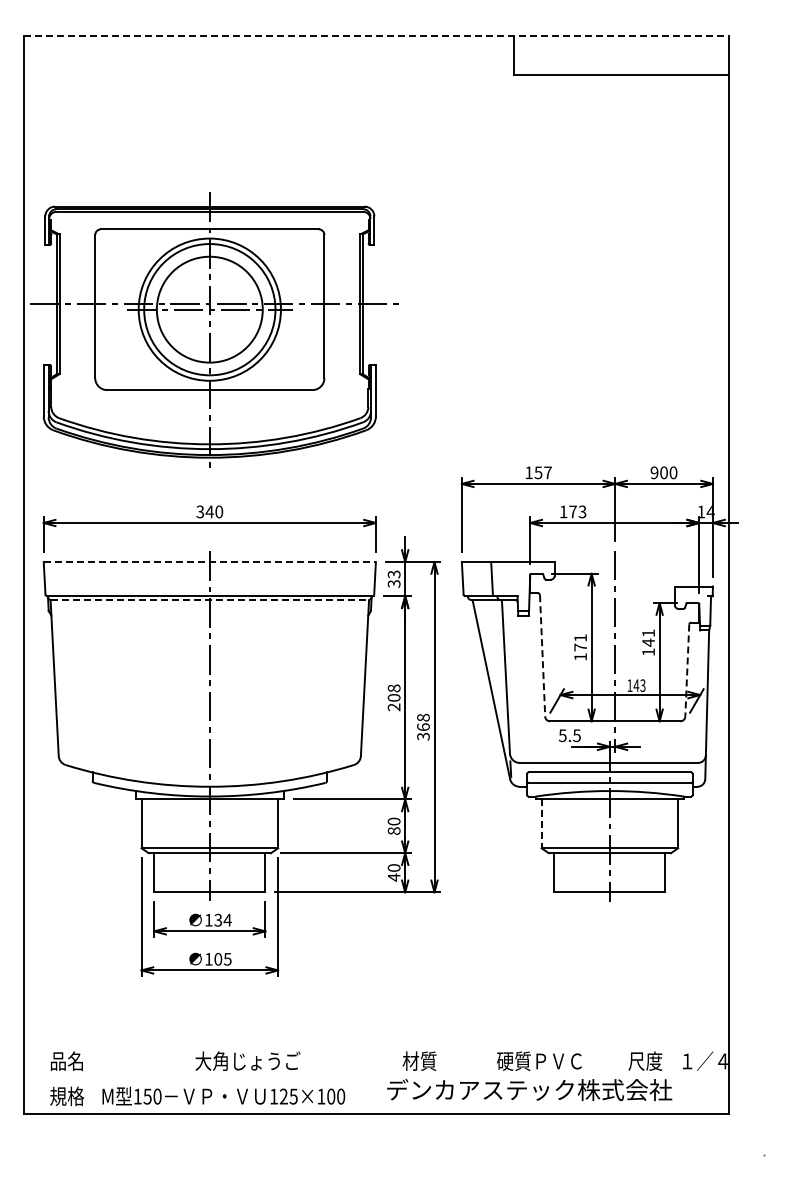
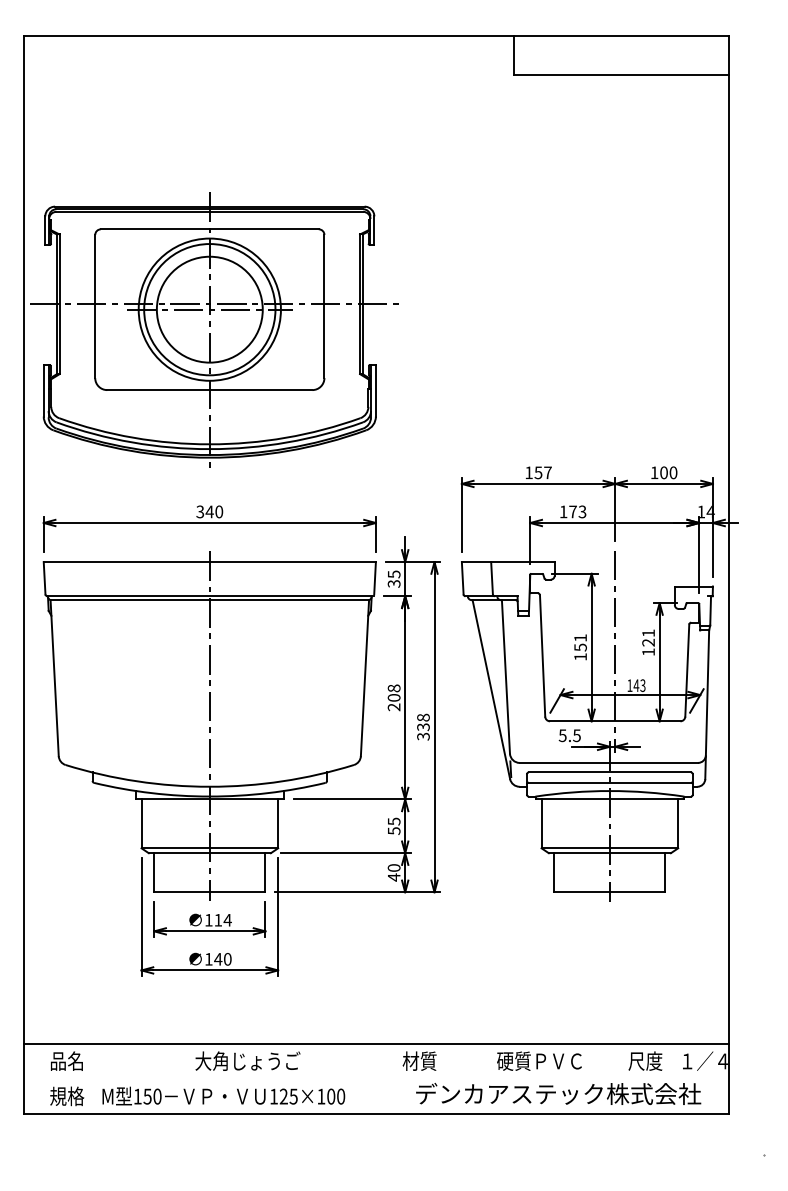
line: dashed -> solid (376, 35)
text: 900 -> 100 (654, 472)
line: dashed -> solid (210, 562)
text: 33 -> 35 (393, 573)
line: dashed -> solid (210, 600)
text: 141 -> 121 (648, 642)
text: 171 -> 151 (580, 647)
line: dashed -> solid (542, 655)
line: dashed -> solid (687, 671)
text: 368 -> 338 (423, 727)
line: dashed -> solid (541, 824)
text: 80 -> 55 (393, 825)
text: 134 -> 114 (218, 919)
text: 105 -> 140 (222, 959)
line: none -> present (376, 1043)
text position: (529, 1089) -> (558, 1093) (558, 1093)
